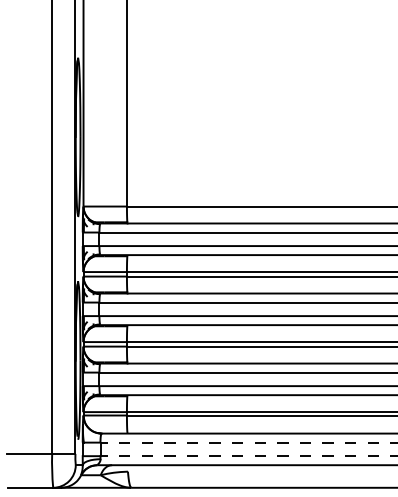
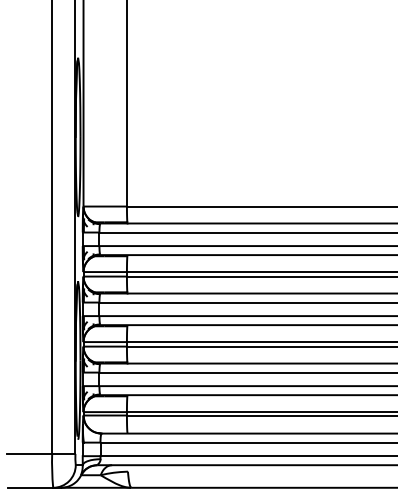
line: dashed -> solid (248, 442)
line: dashed -> solid (248, 456)
